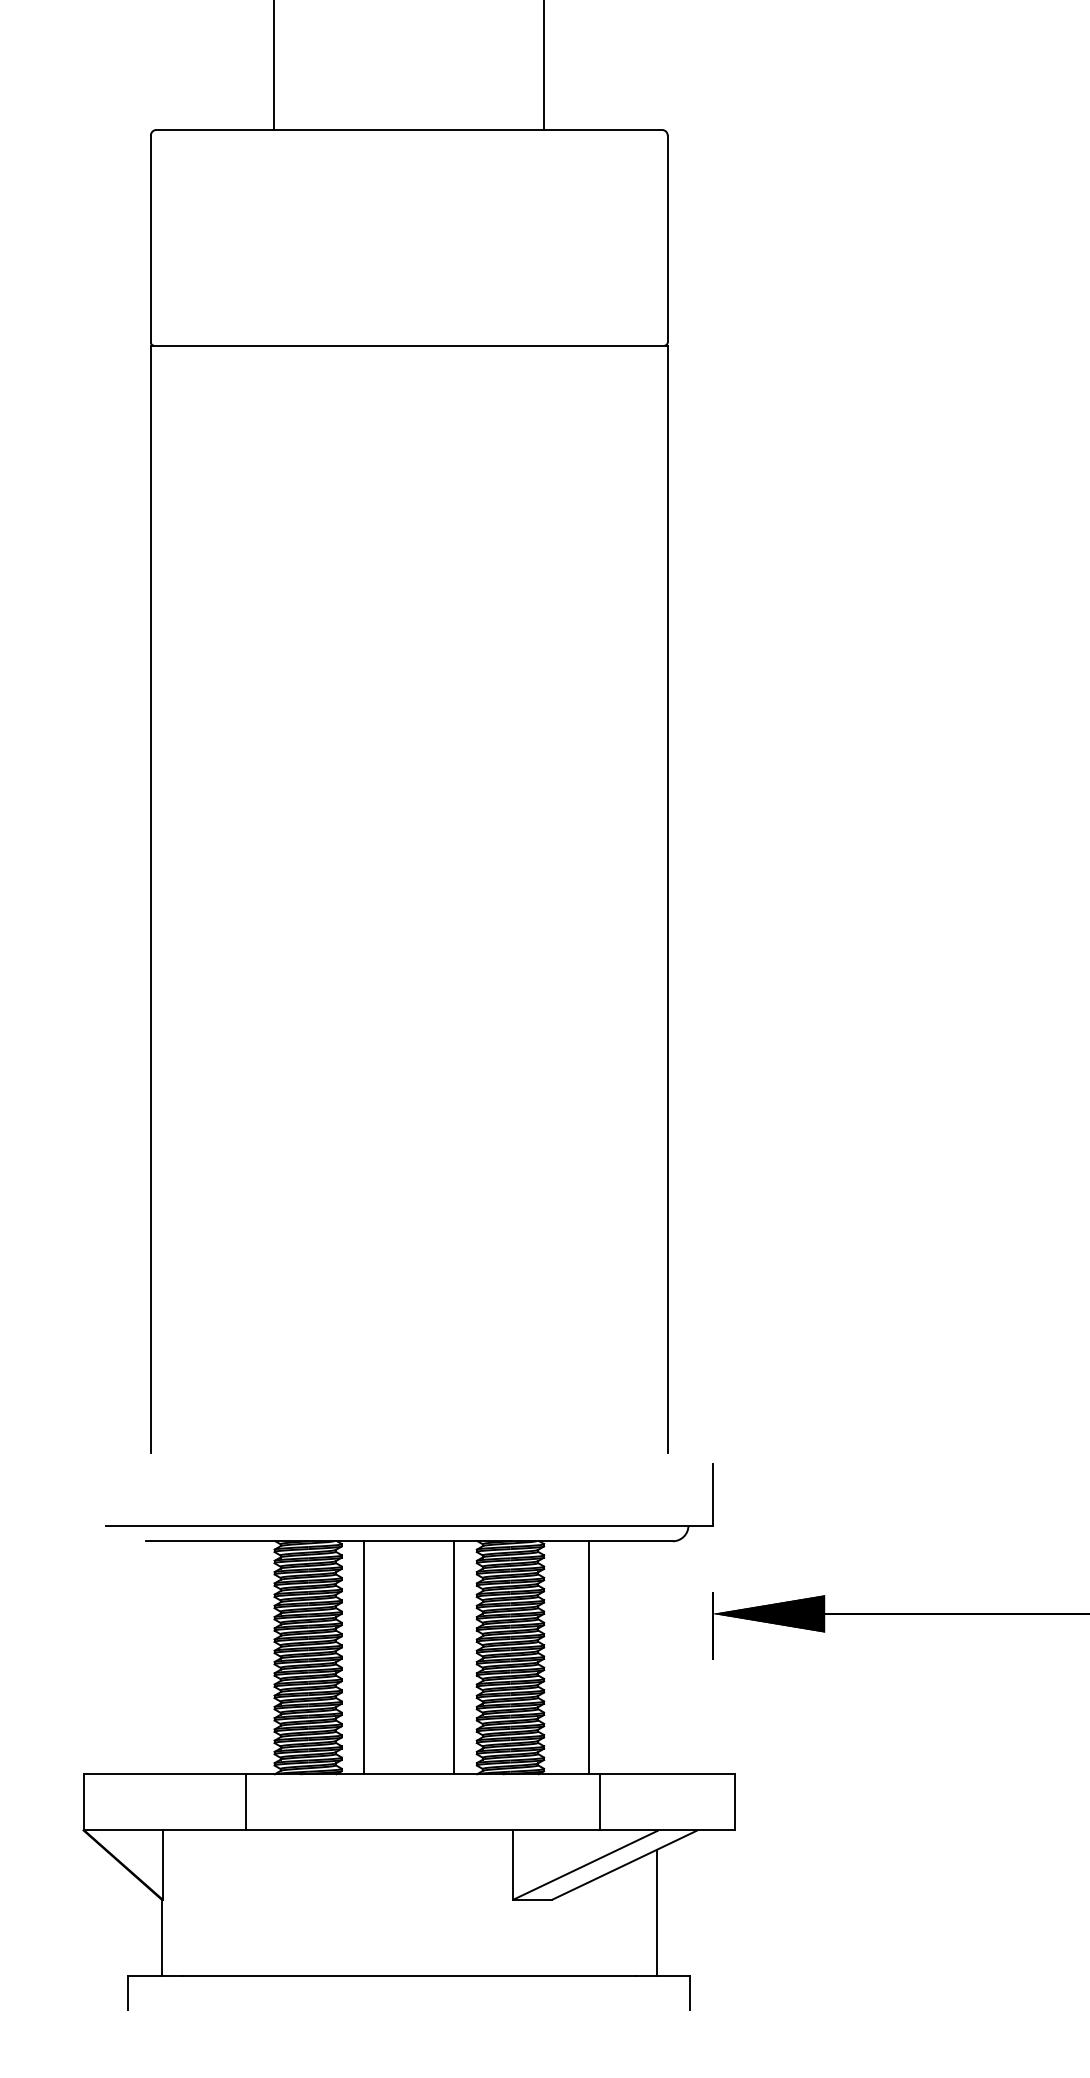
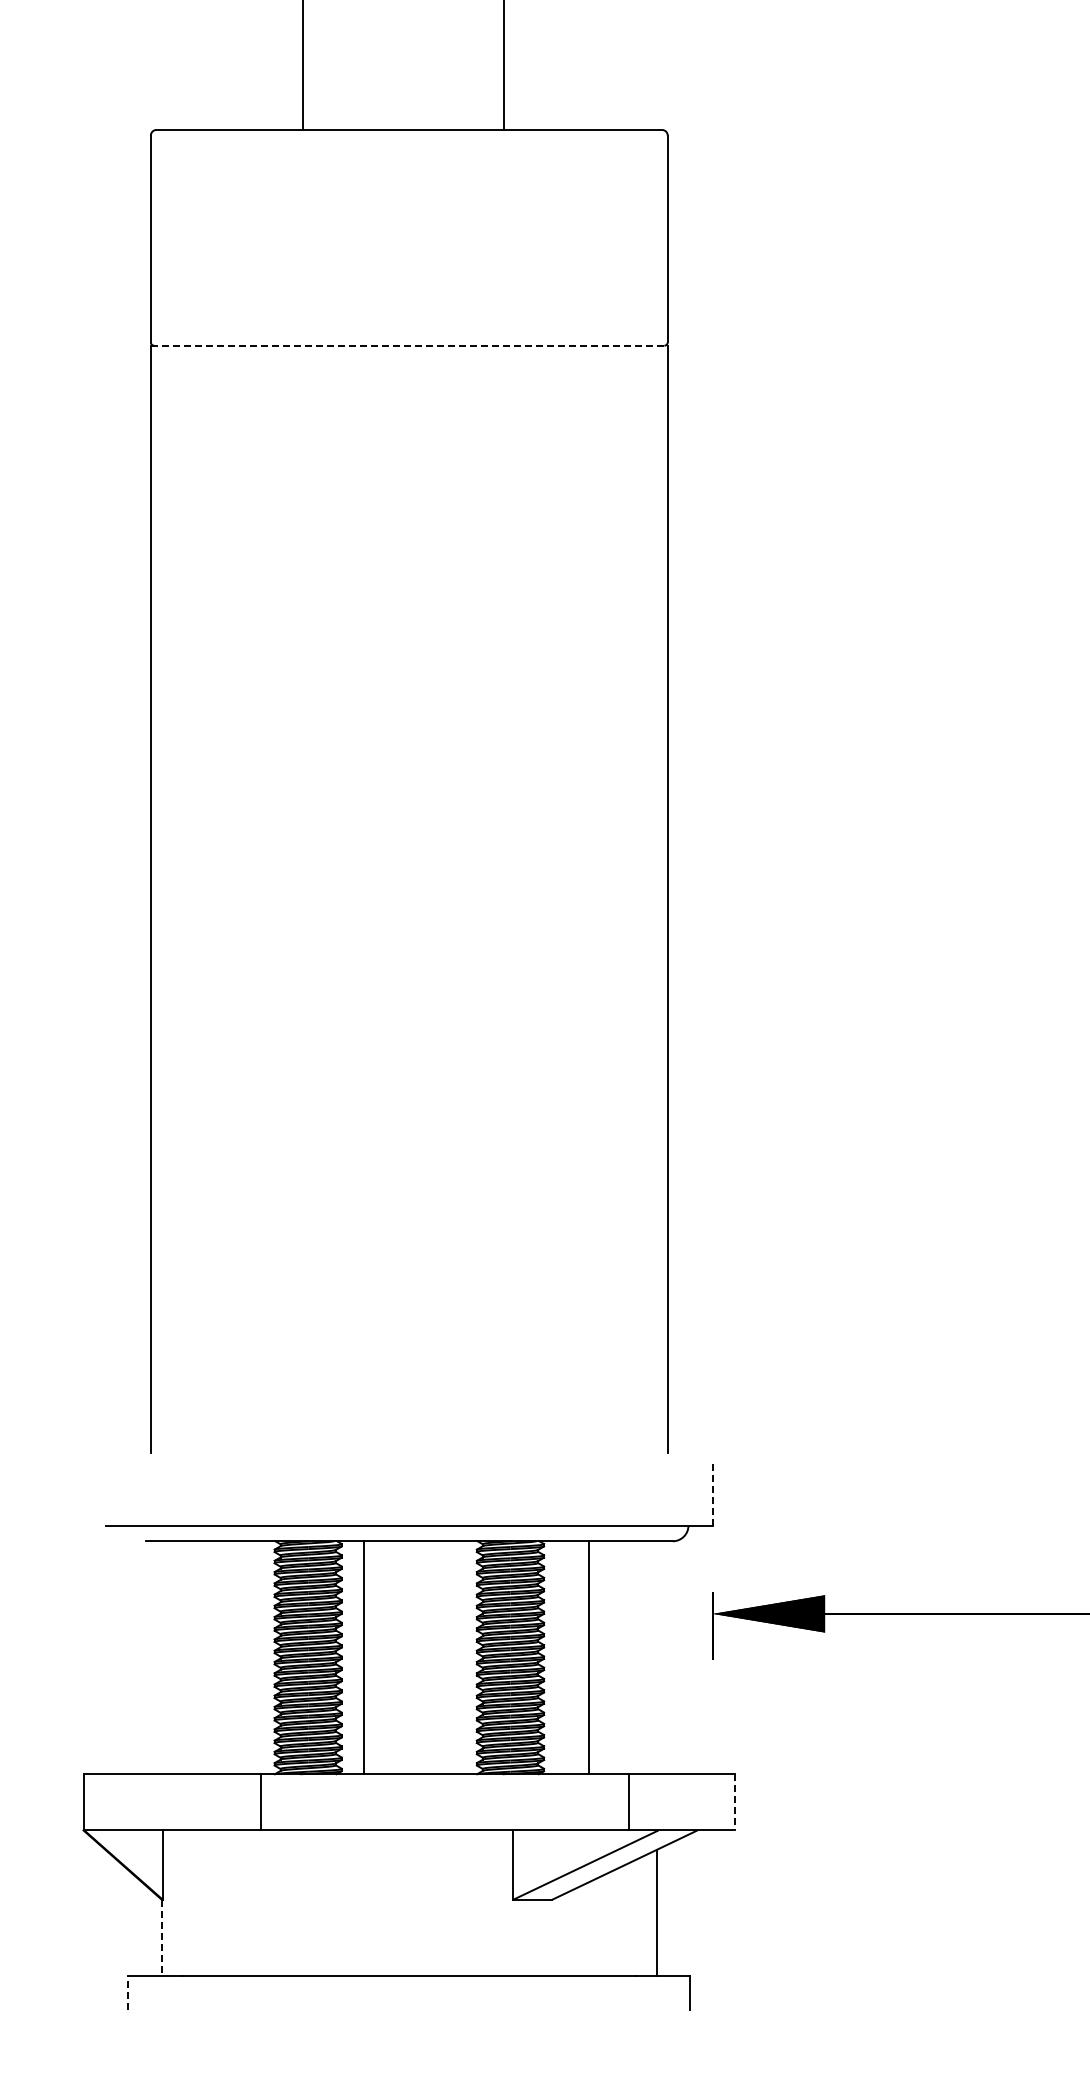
line position: (274, 65) -> (303, 65) (303, 65)
line position: (544, 65) -> (504, 65) (504, 65)
line: solid -> dashed (409, 345)
line: solid -> dashed (712, 1494)
line: present -> none (454, 1657)
line position: (245, 1802) -> (260, 1802) (260, 1802)
line position: (600, 1802) -> (629, 1802) (629, 1802)
line: solid -> dashed (735, 1802)
line: solid -> dashed (162, 1938)
line: solid -> dashed (128, 1993)
